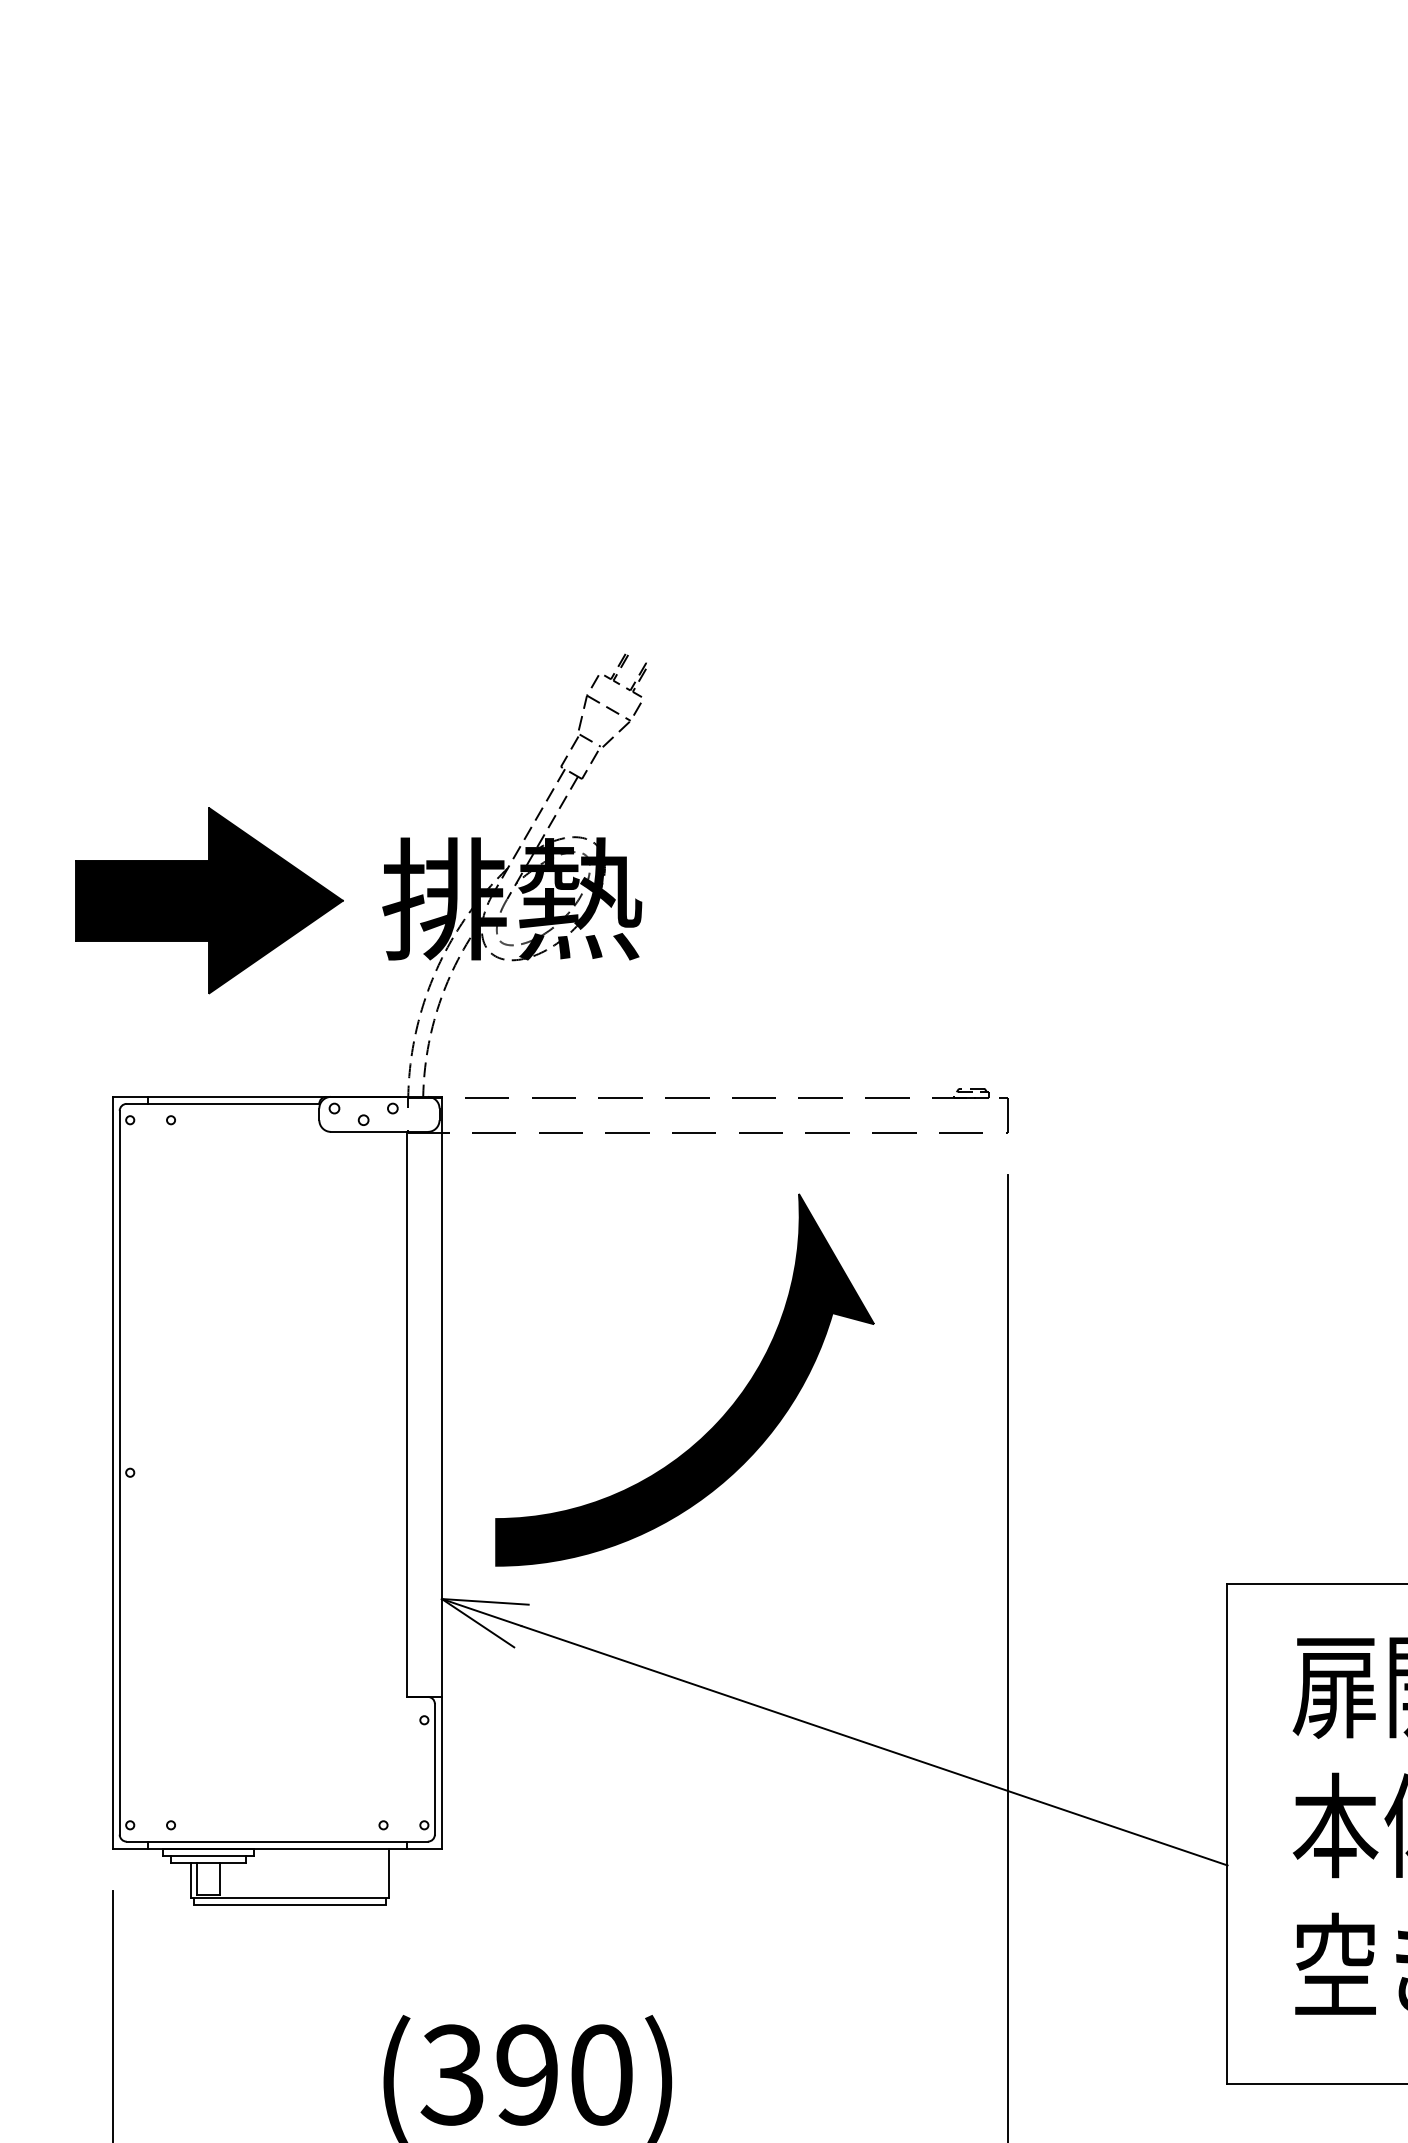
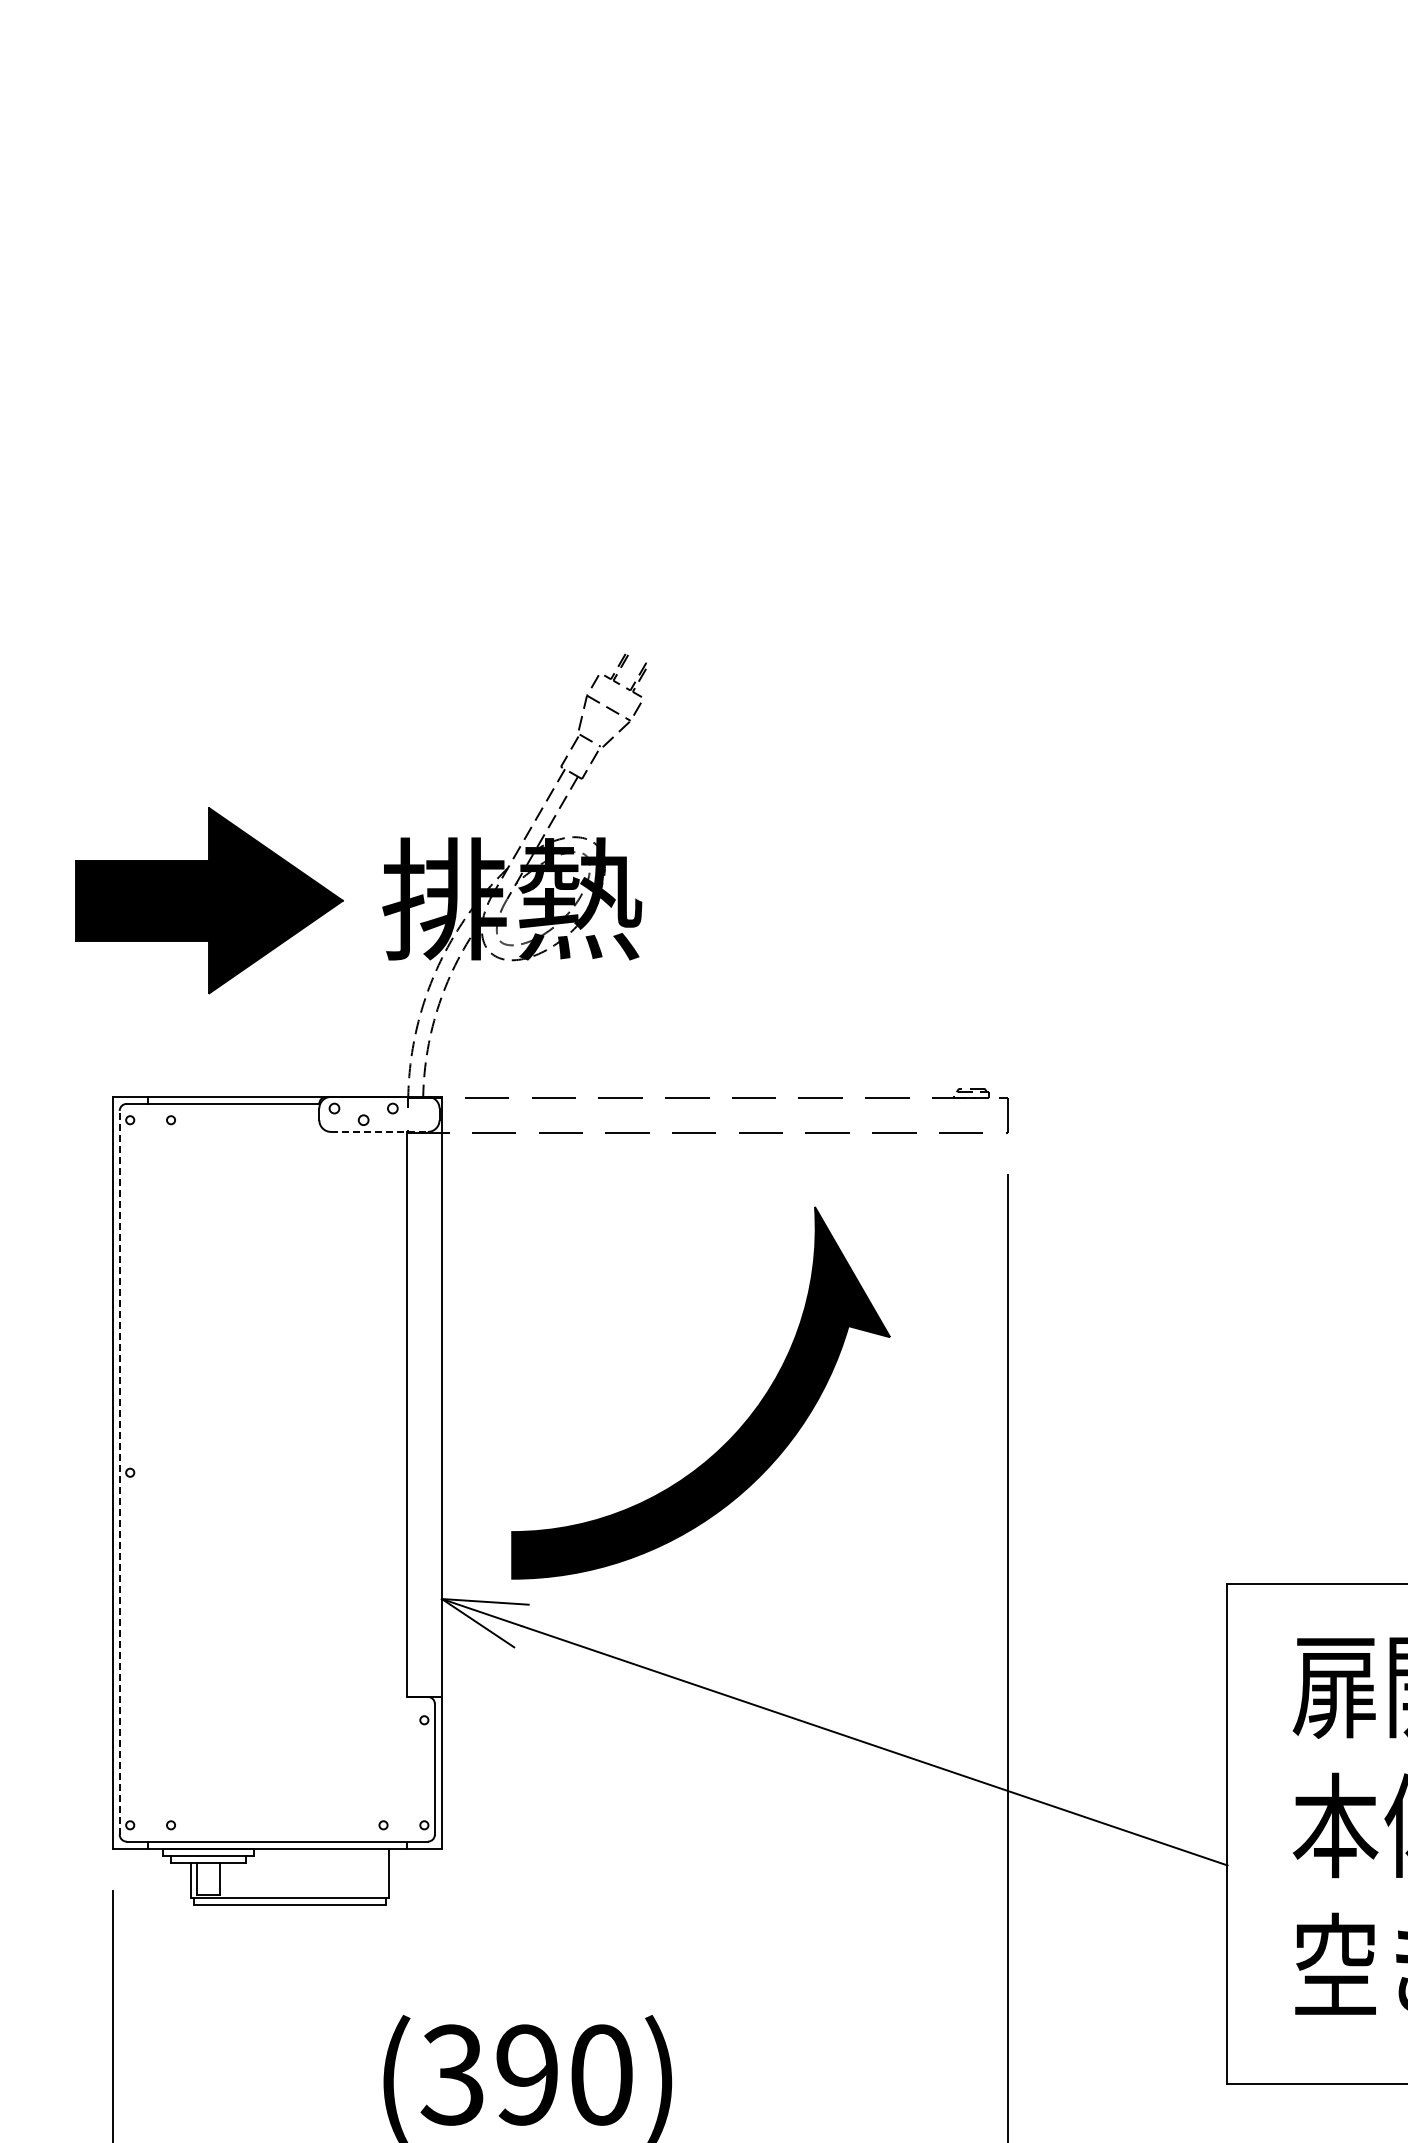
line: solid -> dashed (379, 1131)
part position: (724, 1413) -> (740, 1426) (740, 1426)
line: solid -> dashed (119, 1472)
